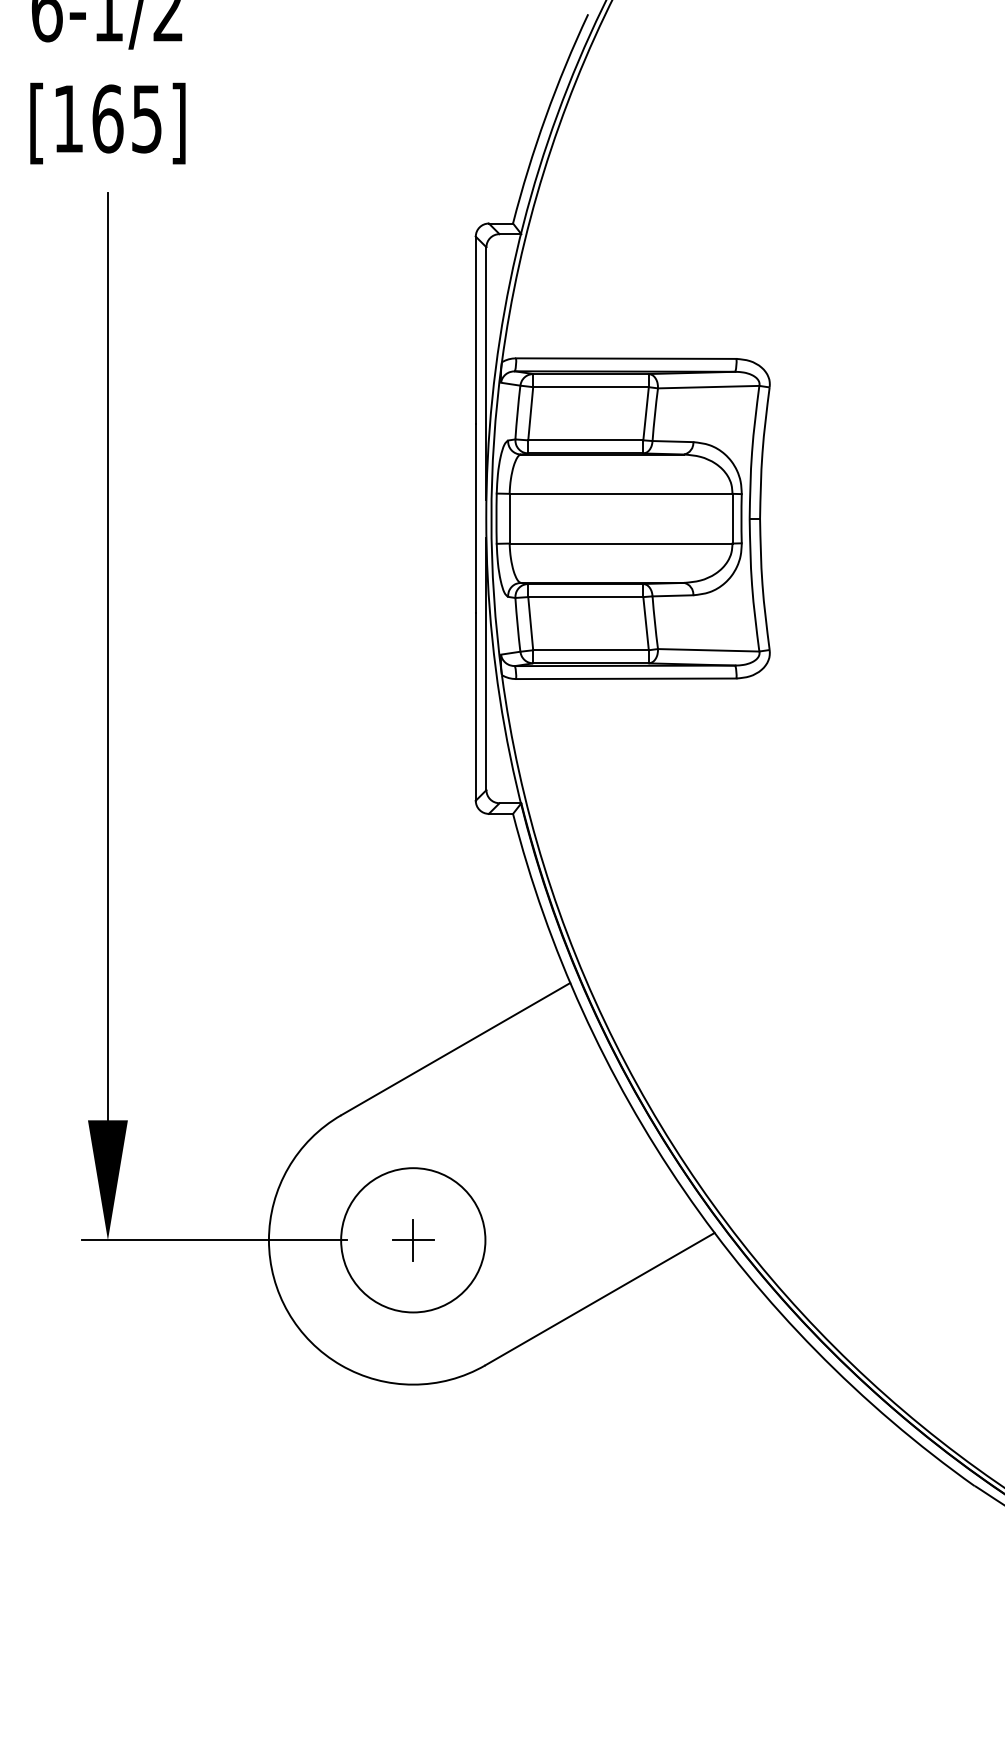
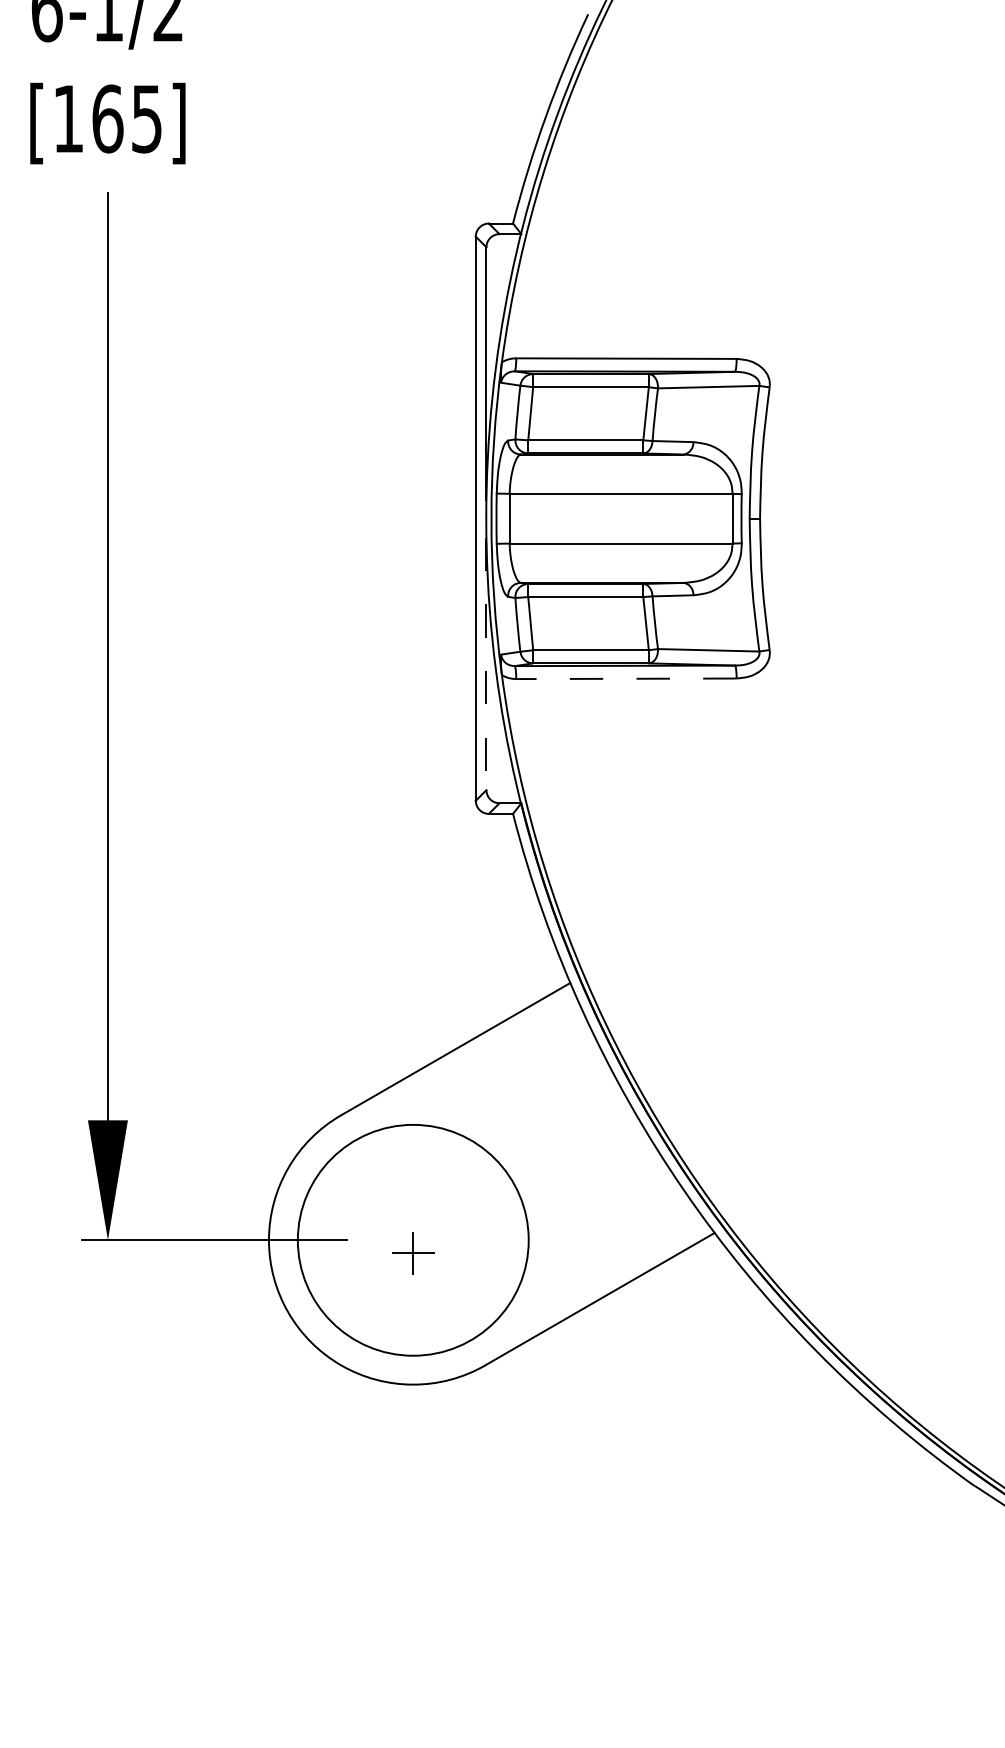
line: solid -> dashed (486, 664)
line: solid -> dashed (625, 678)
circle diameter: 144 px -> 231 px (412, 1239)
part position: (413, 1240) -> (413, 1253) (413, 1253)
